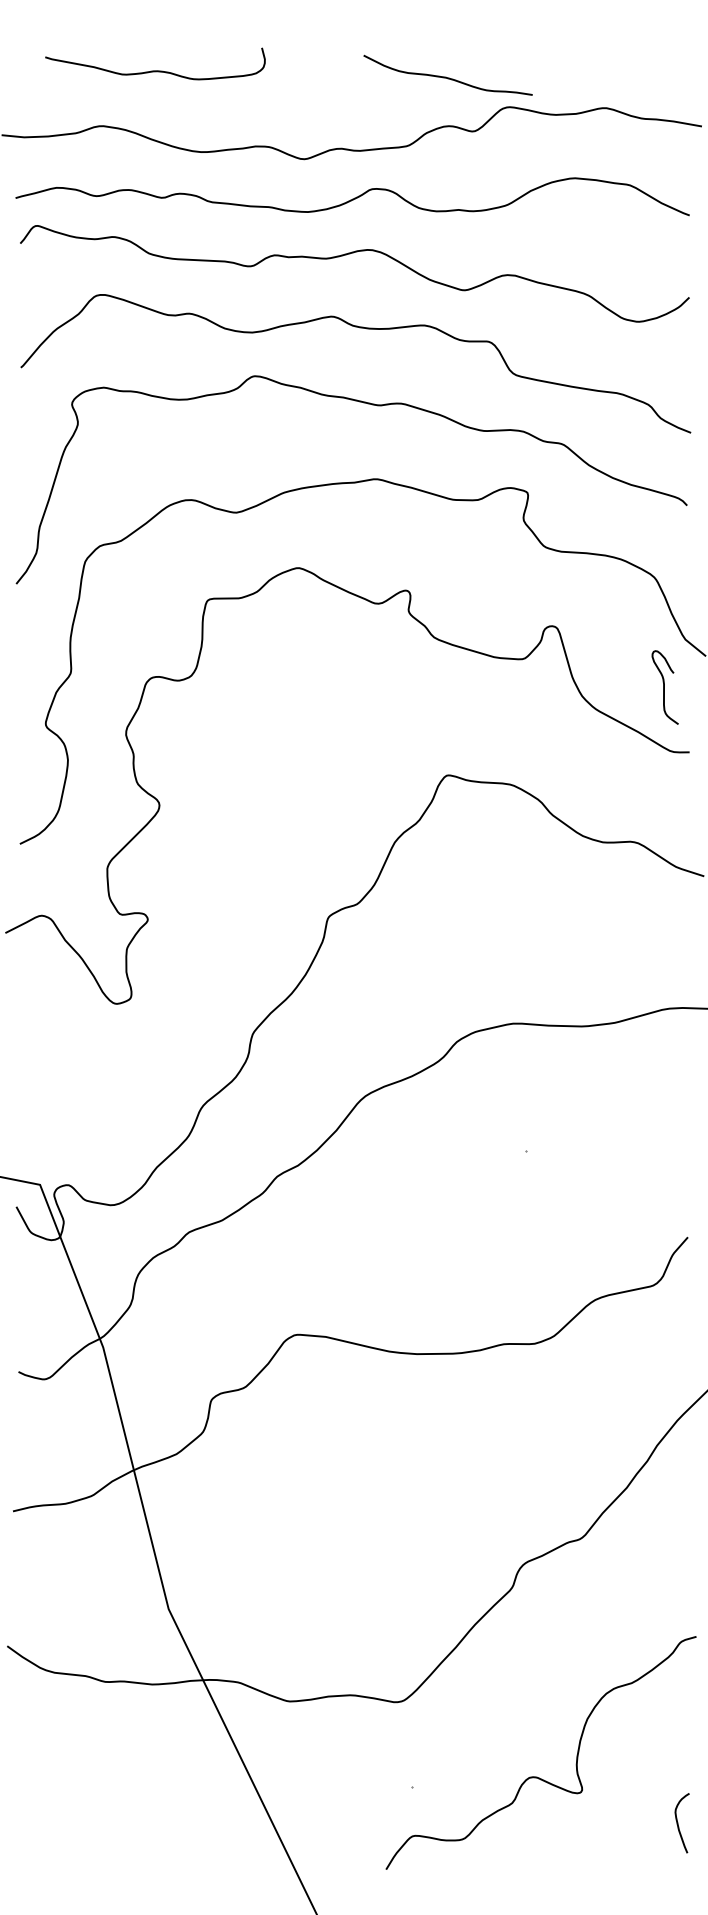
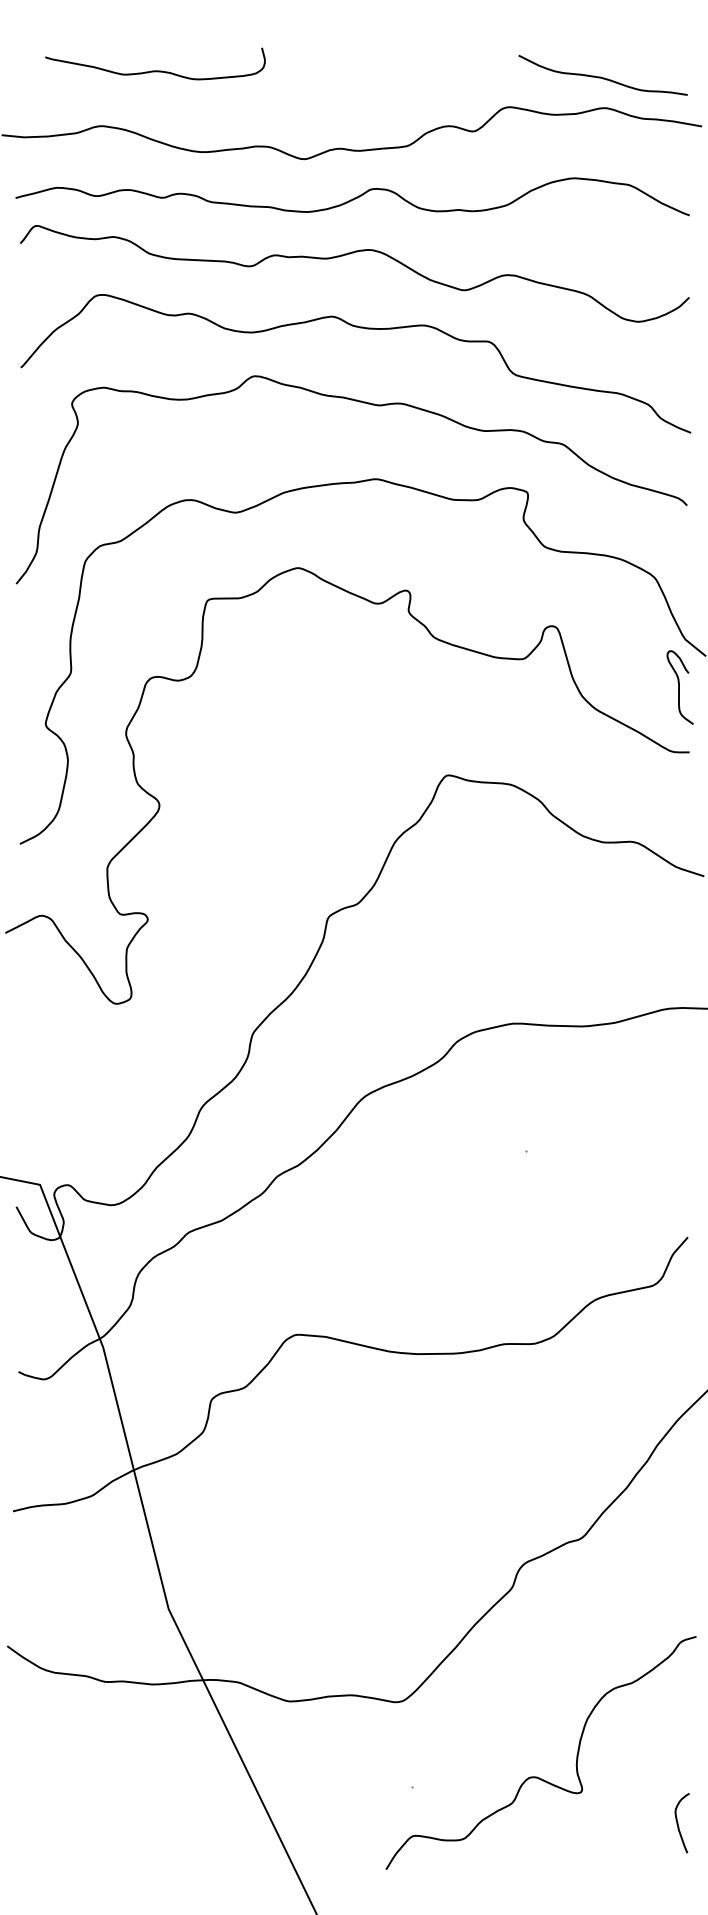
curve position: (446, 76) -> (601, 76) (601, 76)
curve position: (664, 687) -> (679, 687) (679, 687)
